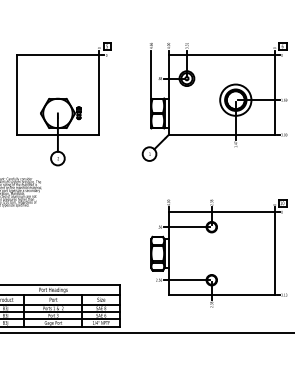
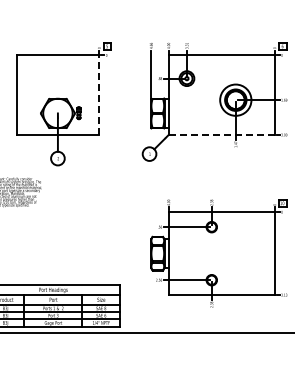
line: solid -> dashed (99, 95)
line: solid -> dashed (221, 134)
